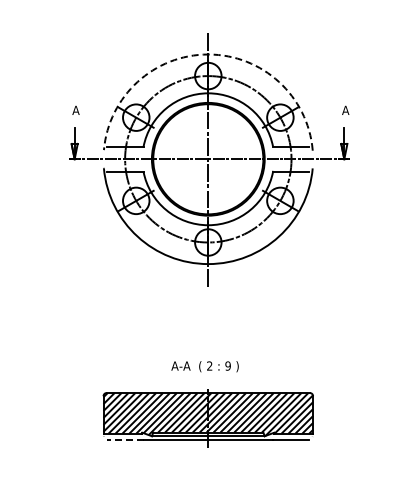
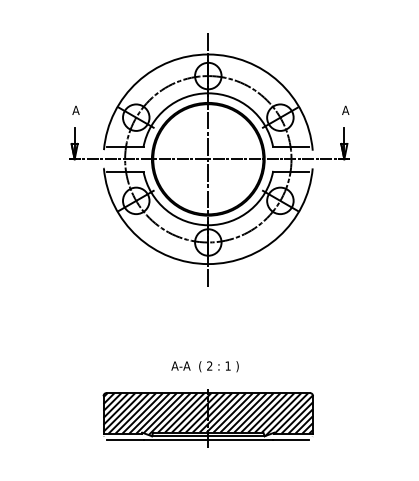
arc: dashed -> solid (208, 54)
text: 9 -> 1 (227, 365)
line: dashed -> solid (124, 439)
